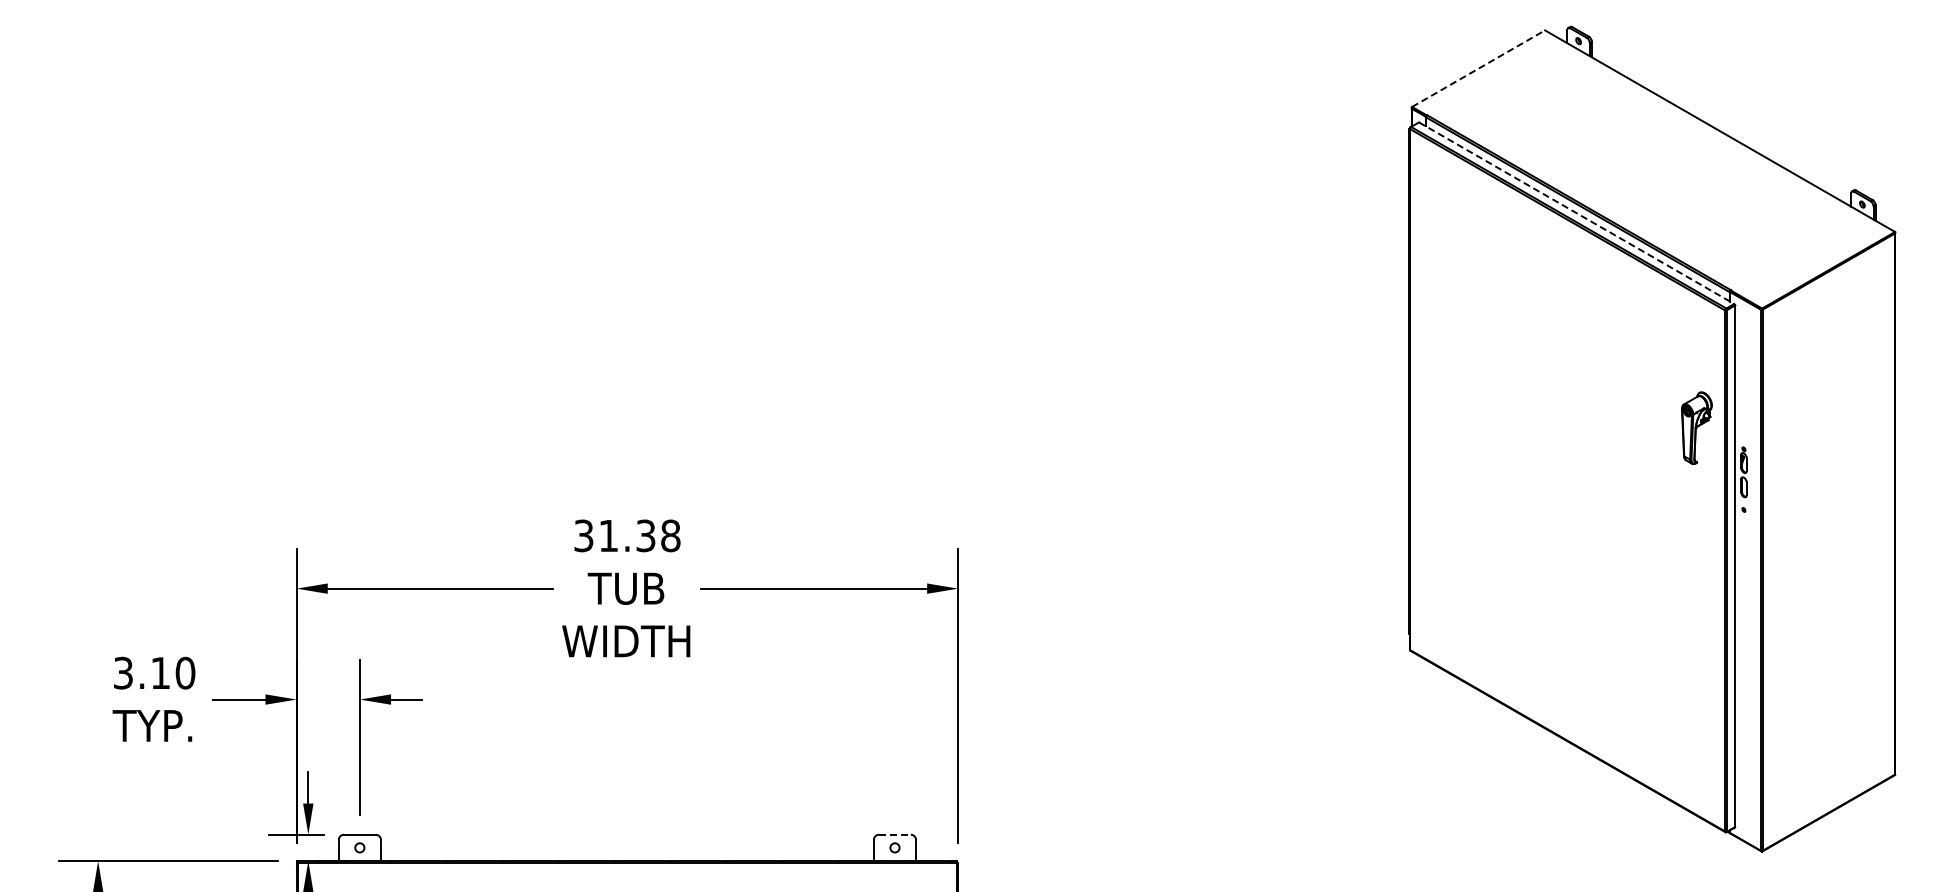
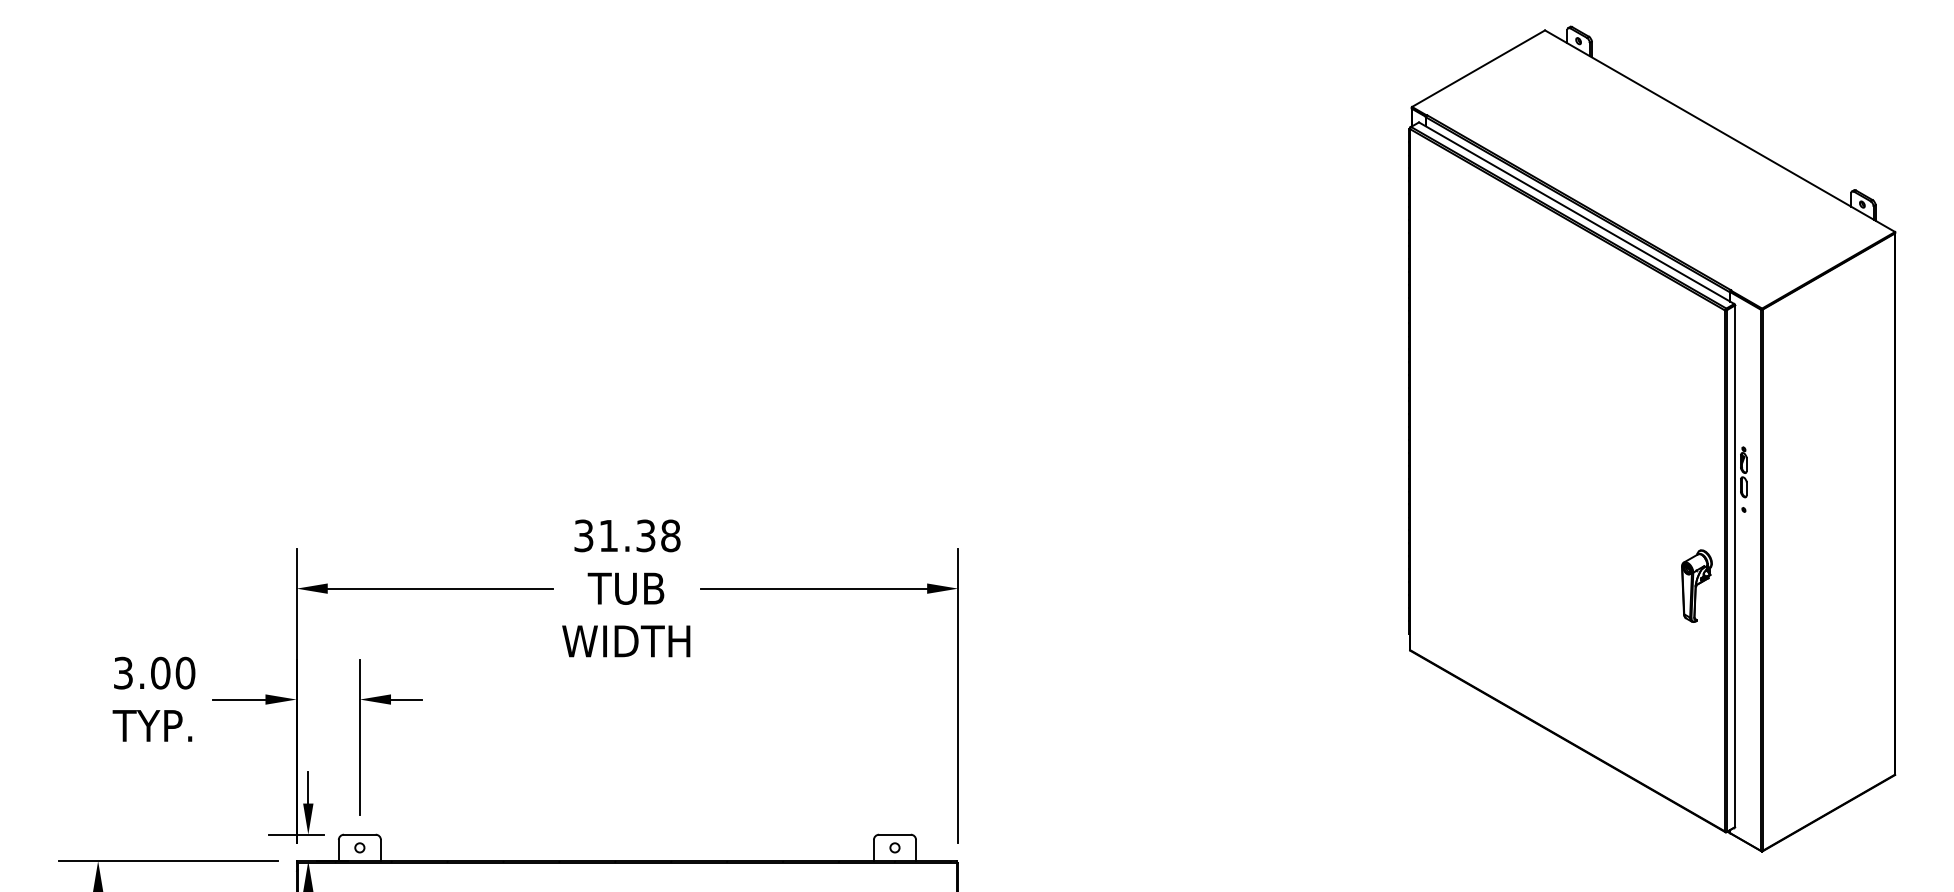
line: dashed -> solid (1478, 68)
line: dashed -> solid (1576, 213)
part position: (1696, 427) -> (1696, 585) (1696, 585)
text: 3.10 -> 3.00 (160, 672)
line: dashed -> solid (894, 834)
